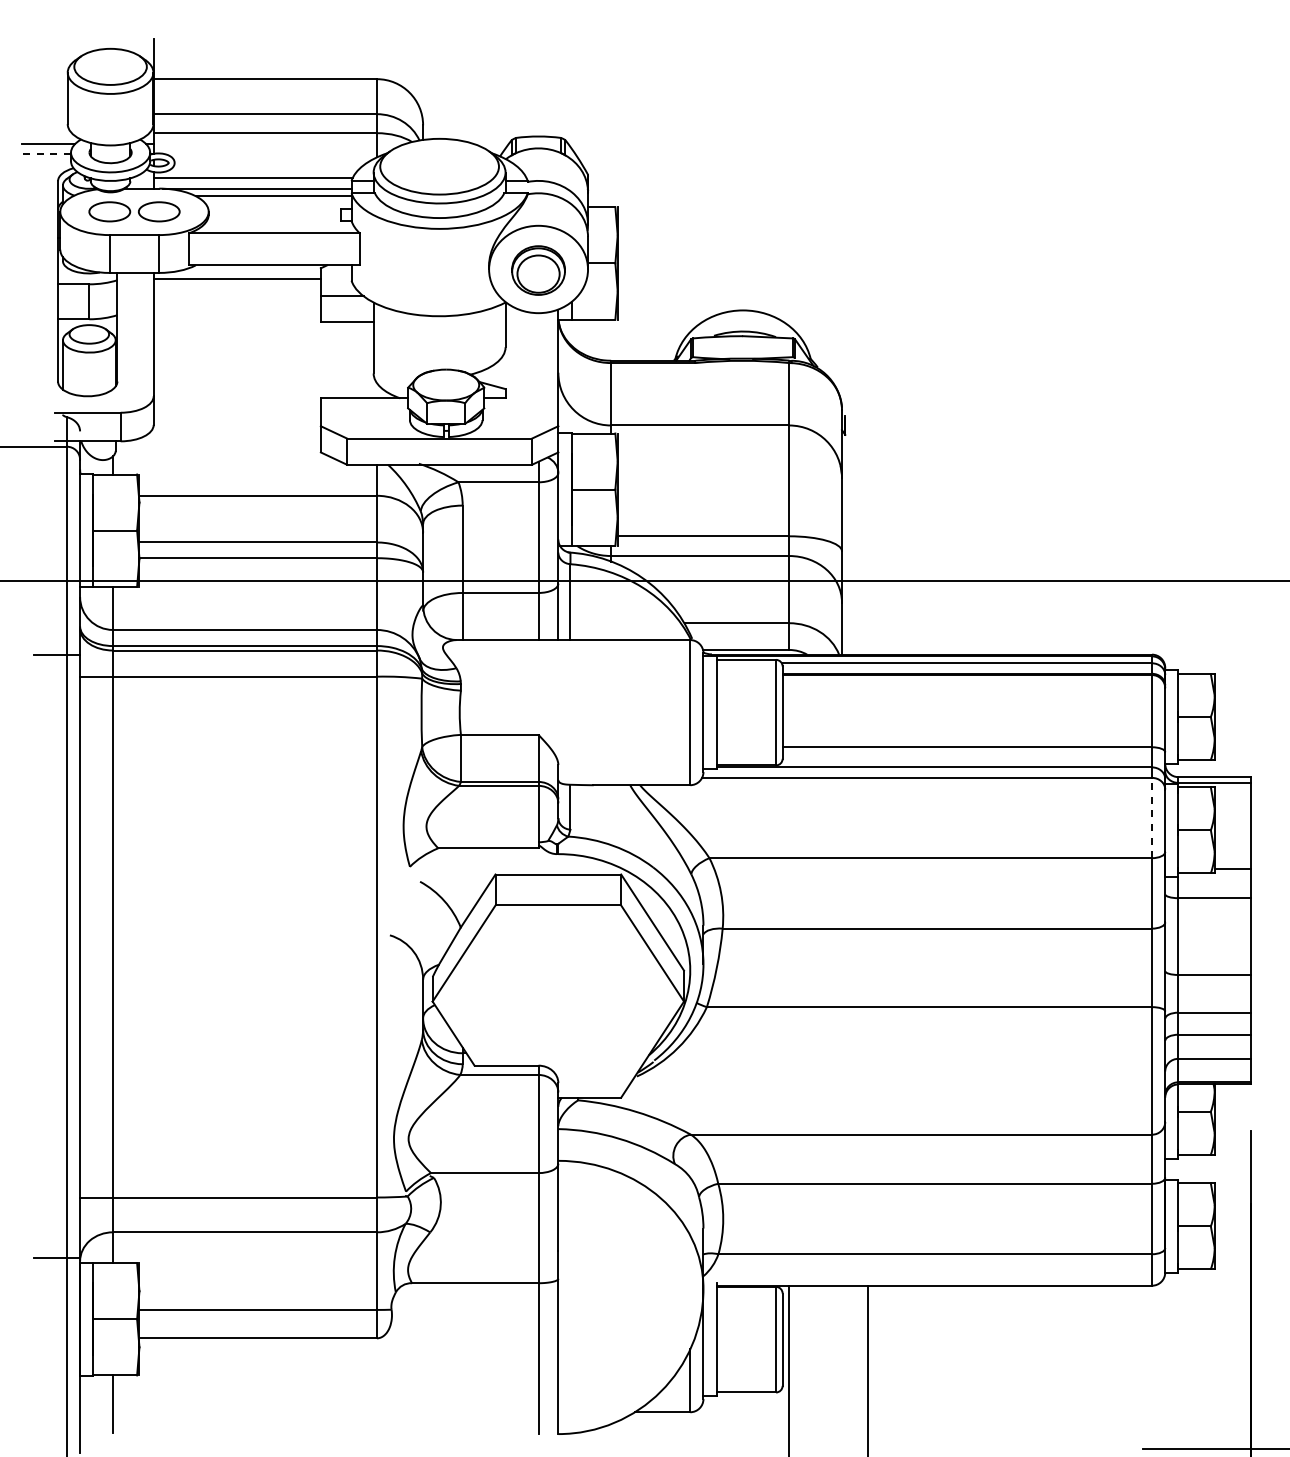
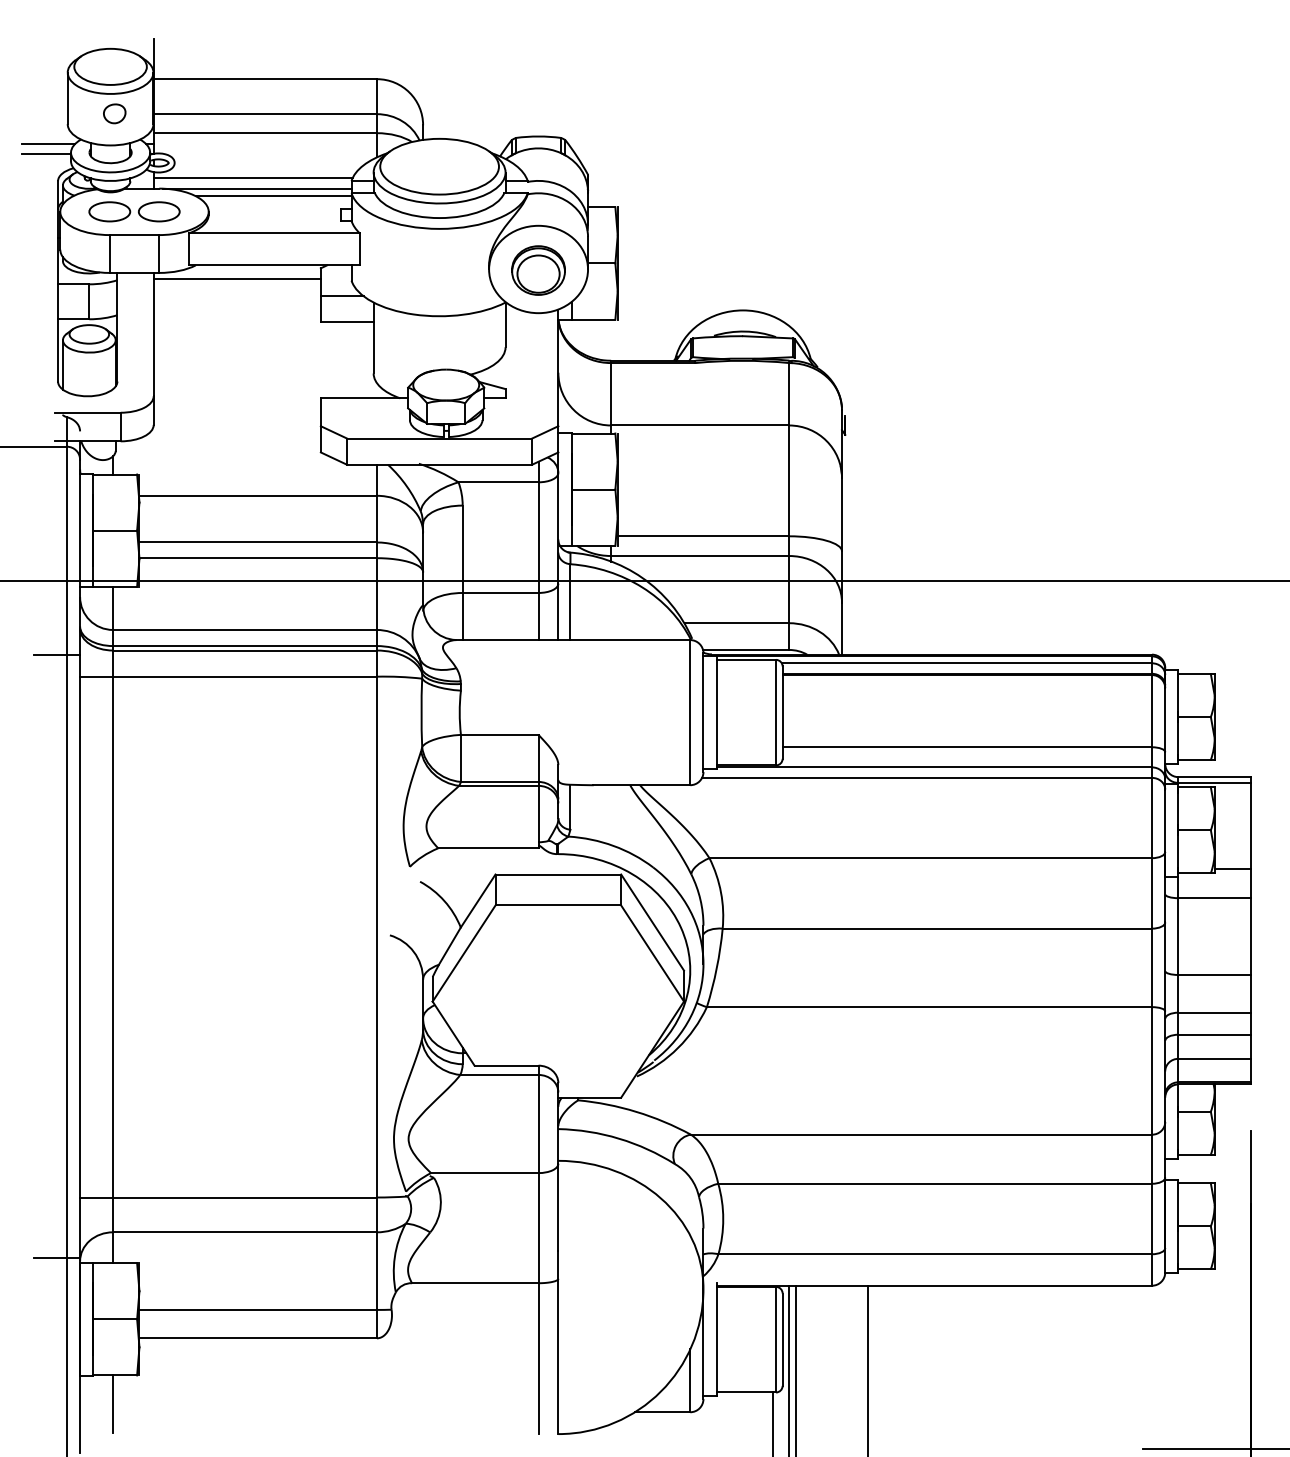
part: none -> present (114, 113)
line: dashed -> solid (46, 153)
line: dashed -> solid (1152, 817)
line: none -> present (795, 1369)
line: none -> present (772, 1422)
